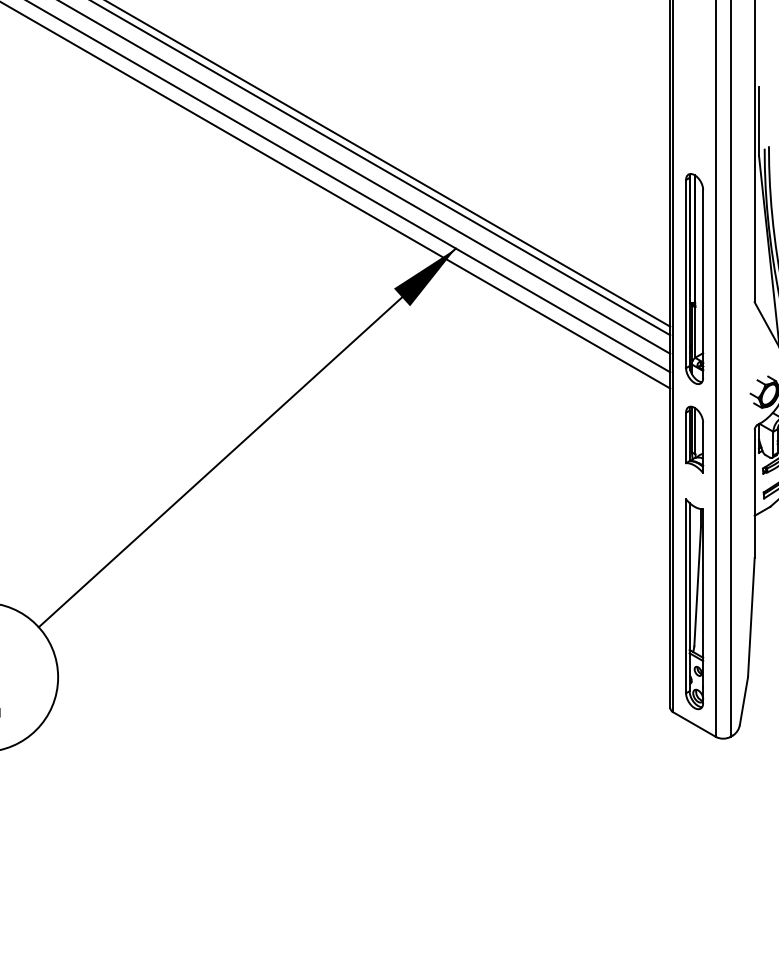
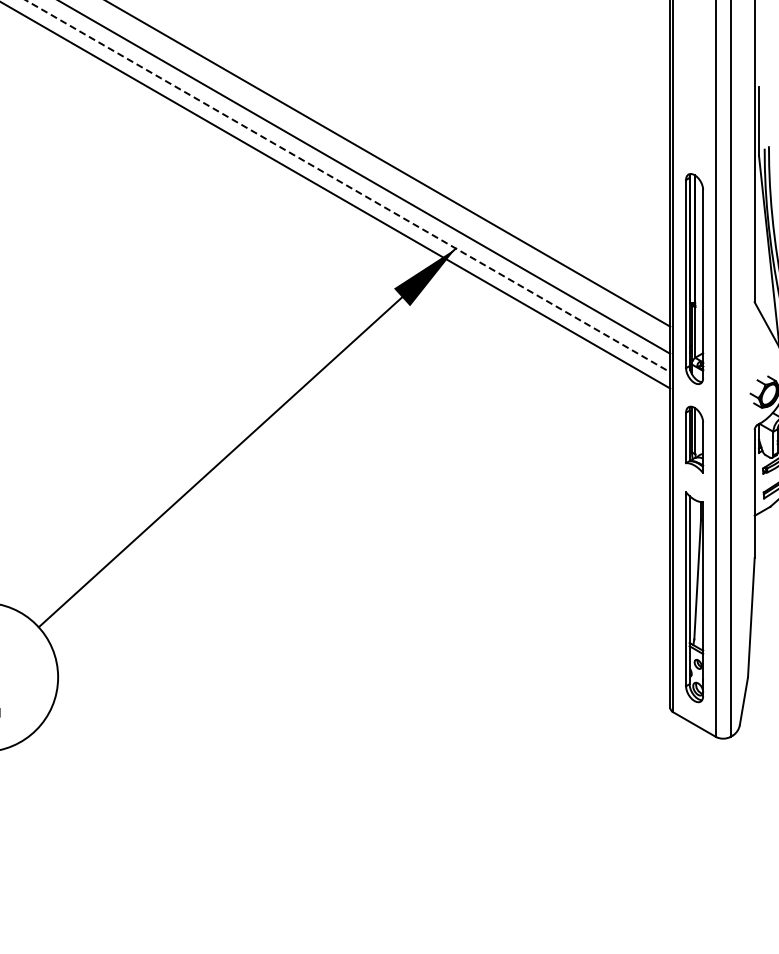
line: present -> none (381, 168)
line: solid -> dashed (348, 186)
part position: (694, 604) -> (694, 597) (694, 597)
